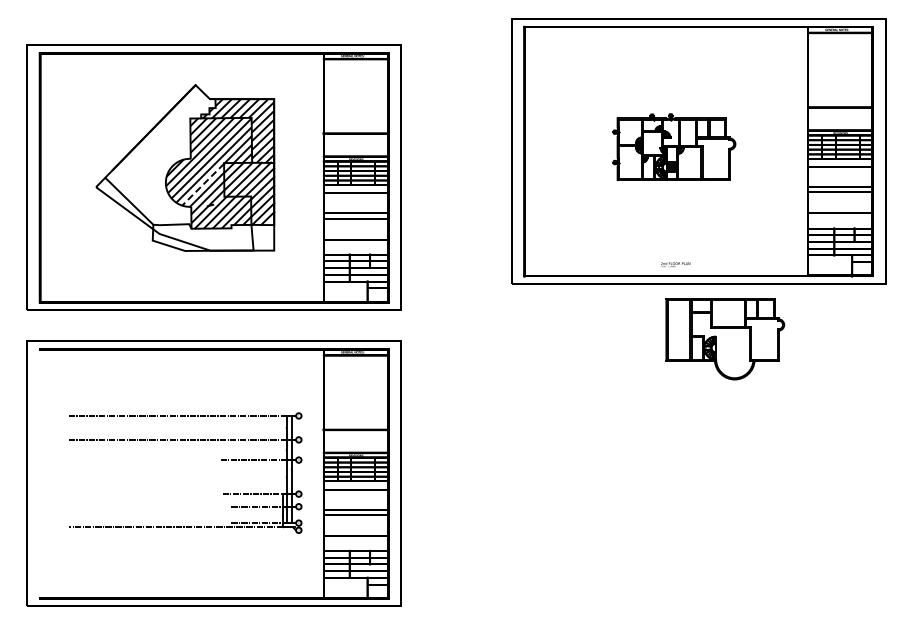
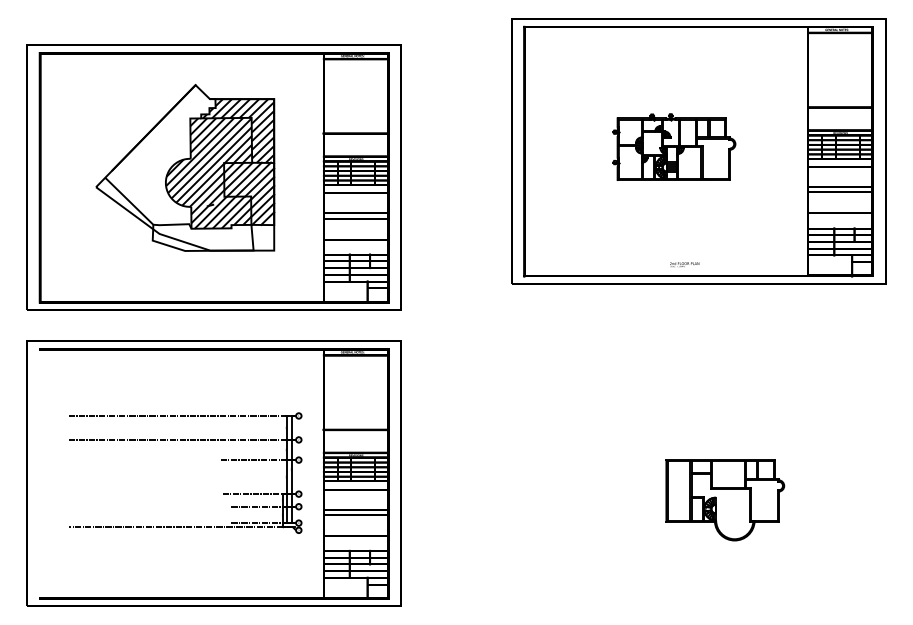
line: dashed -> solid (203, 184)
text position: (675, 264) -> (684, 264) (684, 264)
part position: (725, 339) -> (725, 500) (725, 500)
